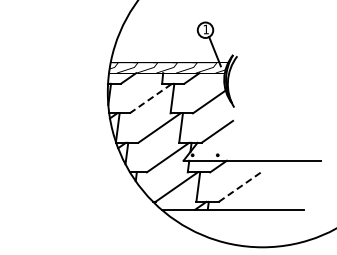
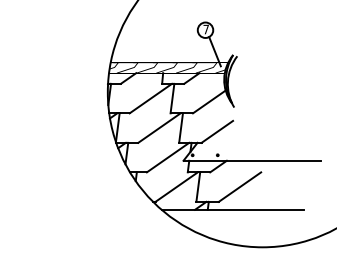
text: 1 -> 7 (205, 29)
line: dashed -> solid (150, 98)
line: dashed -> solid (239, 187)
